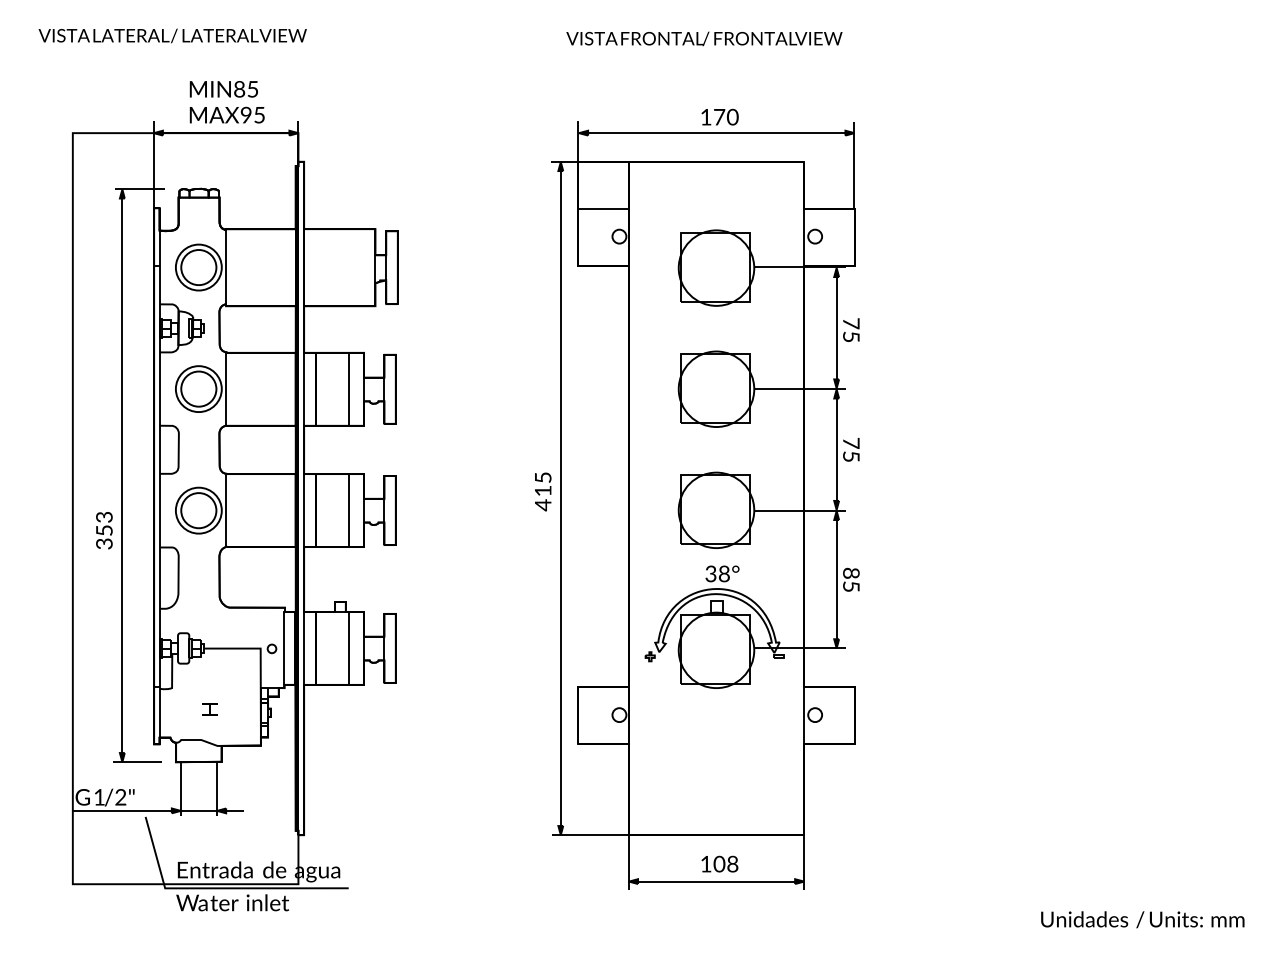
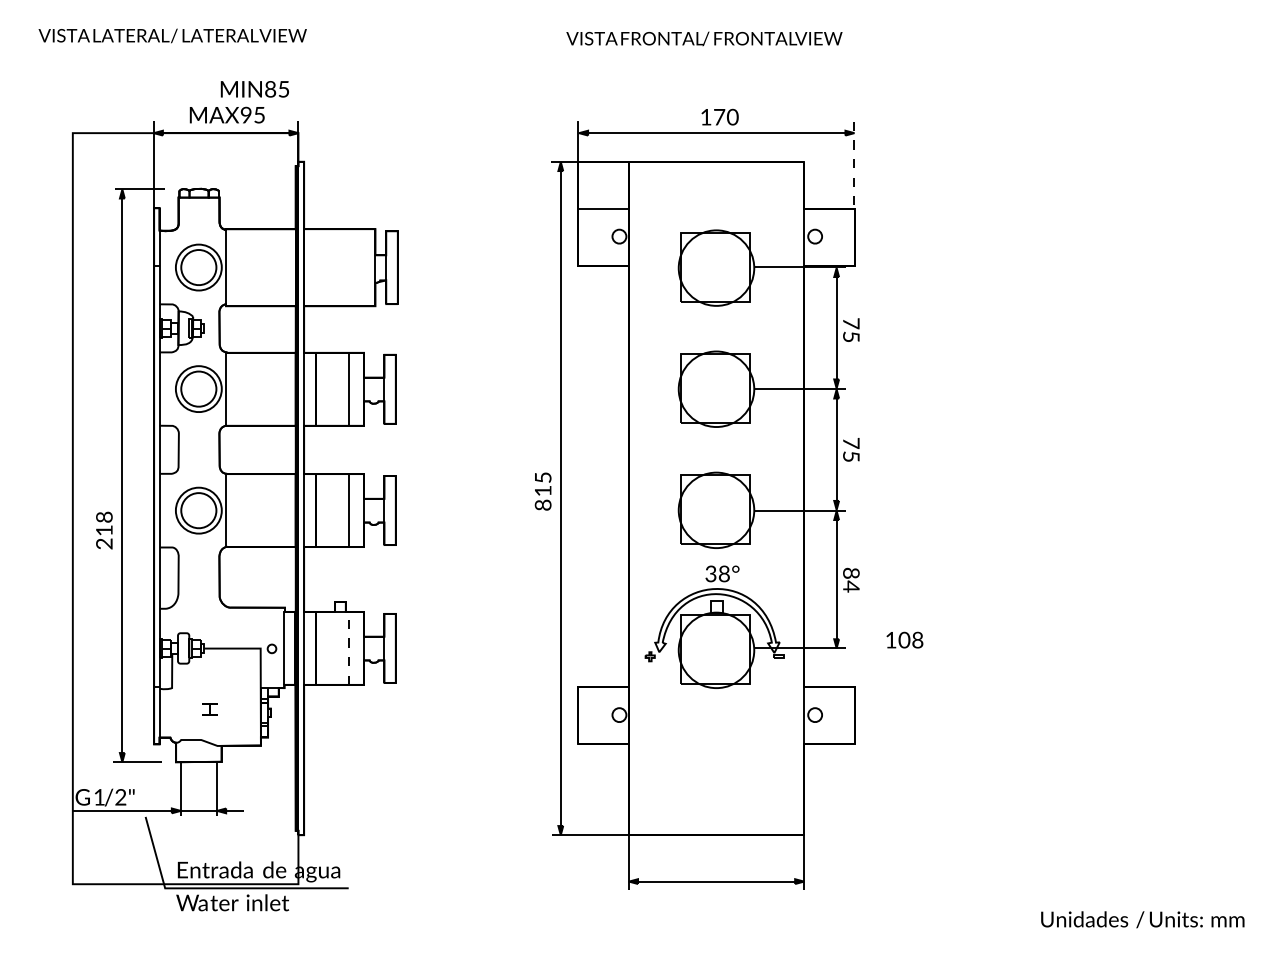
text position: (223, 89) -> (254, 89) (254, 89)
line: solid -> dashed (854, 165)
text: 4 -> 8 (542, 505)
text: 353 -> 218 (104, 530)
text: 85 -> 84 (851, 586)
line: solid -> dashed (348, 647)
text position: (719, 863) -> (904, 639) (904, 639)
